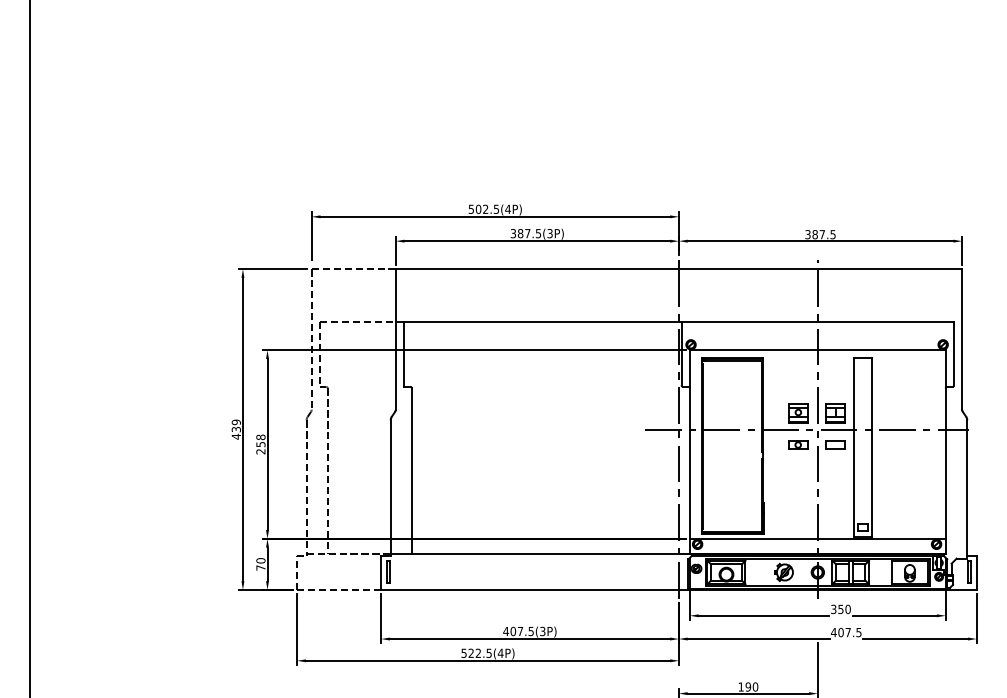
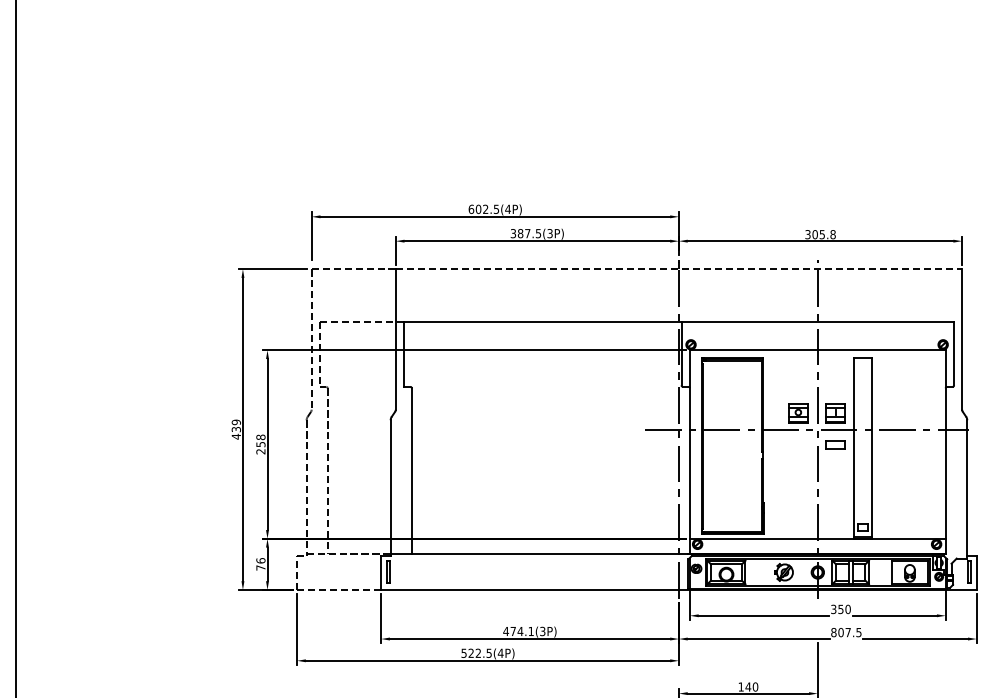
text: 502.5(4P) -> 602.5(4P) (471, 208)
text: 387.5 -> 305.8 (823, 234)
line: solid -> dashed (679, 269)
line position: (30, 348) -> (16, 348) (16, 348)
part: present -> none (798, 444)
text: 70 -> 76 (260, 560)
text: 407.5(3P) -> 474.1(3P) (521, 631)
text: 407.5 -> 807.5 (833, 632)
text: 190 -> 140 (748, 686)
